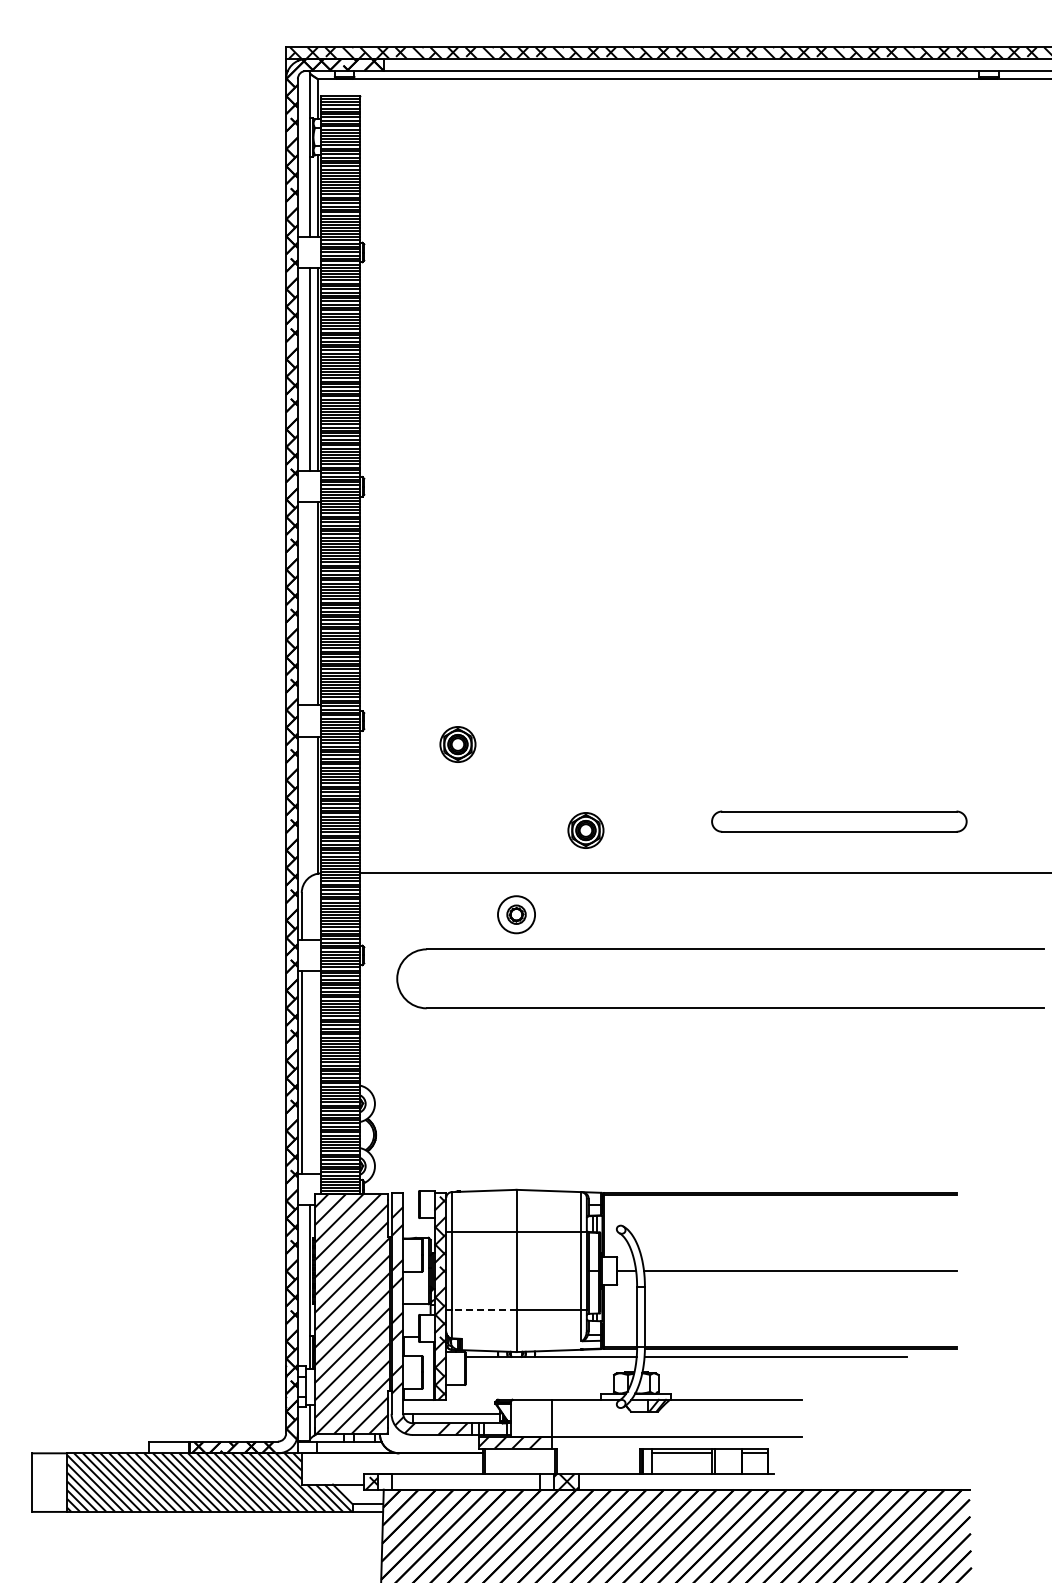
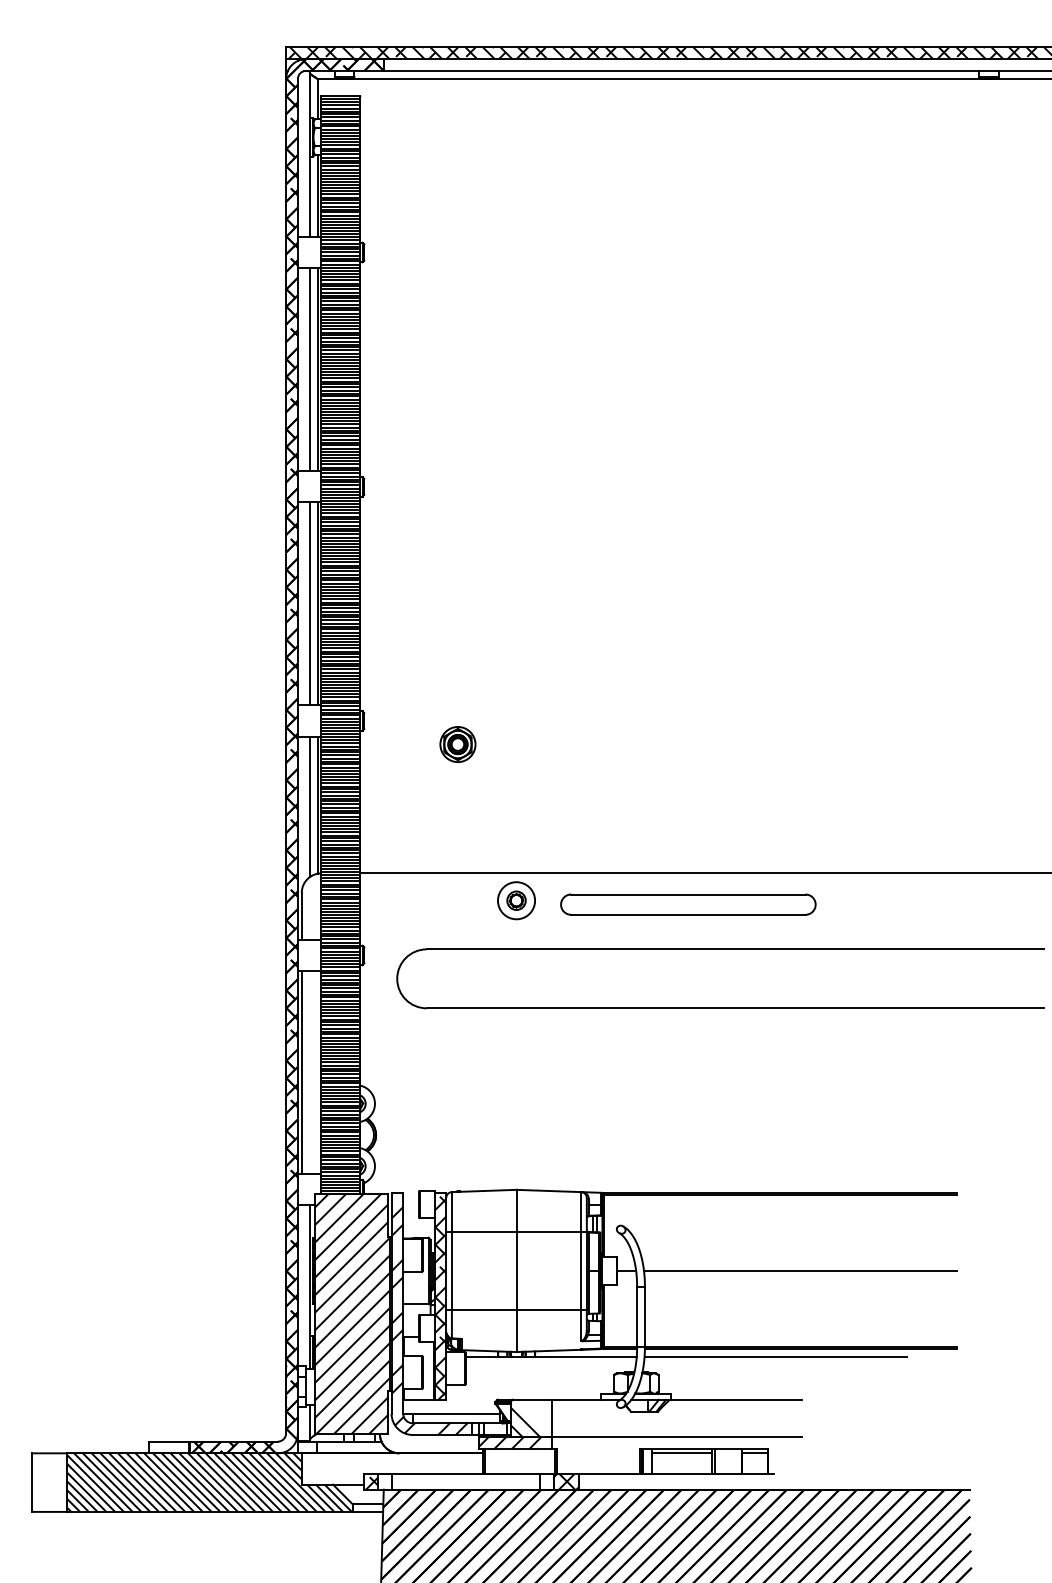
line: none -> present (309, 603)
line: none -> present (309, 806)
part position: (839, 821) -> (688, 904) (688, 904)
part: present -> none (585, 830)
part position: (516, 914) -> (516, 900) (516, 900)
line: dashed -> solid (483, 1310)
hatch: none -> present (525, 1421)
